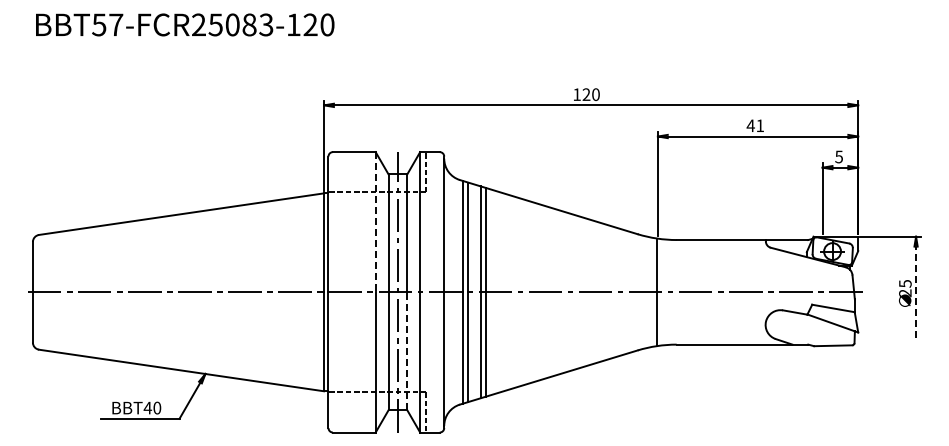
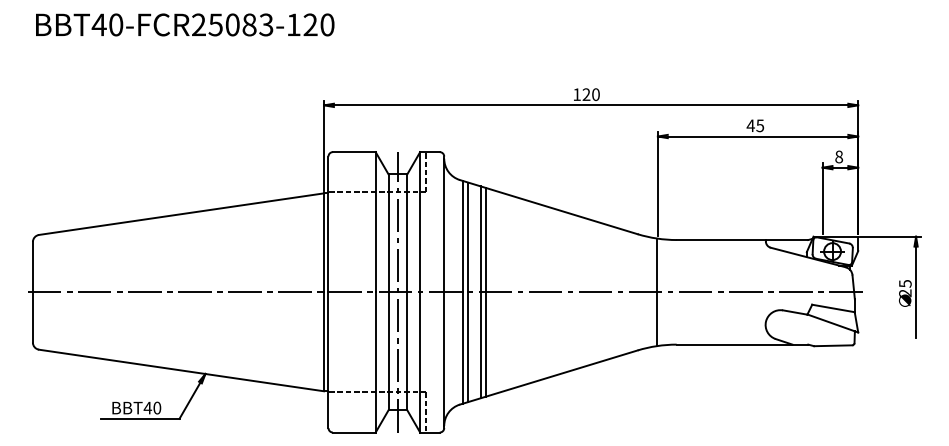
text: BBT57-FCR25083-120 -> BBT40-FCR25083-120 (107, 24)
text: 41 -> 45 (760, 125)
text: 5 -> 8 (839, 156)
line: dashed -> solid (375, 222)
line: dashed -> solid (916, 292)
line: dashed -> solid (407, 351)
